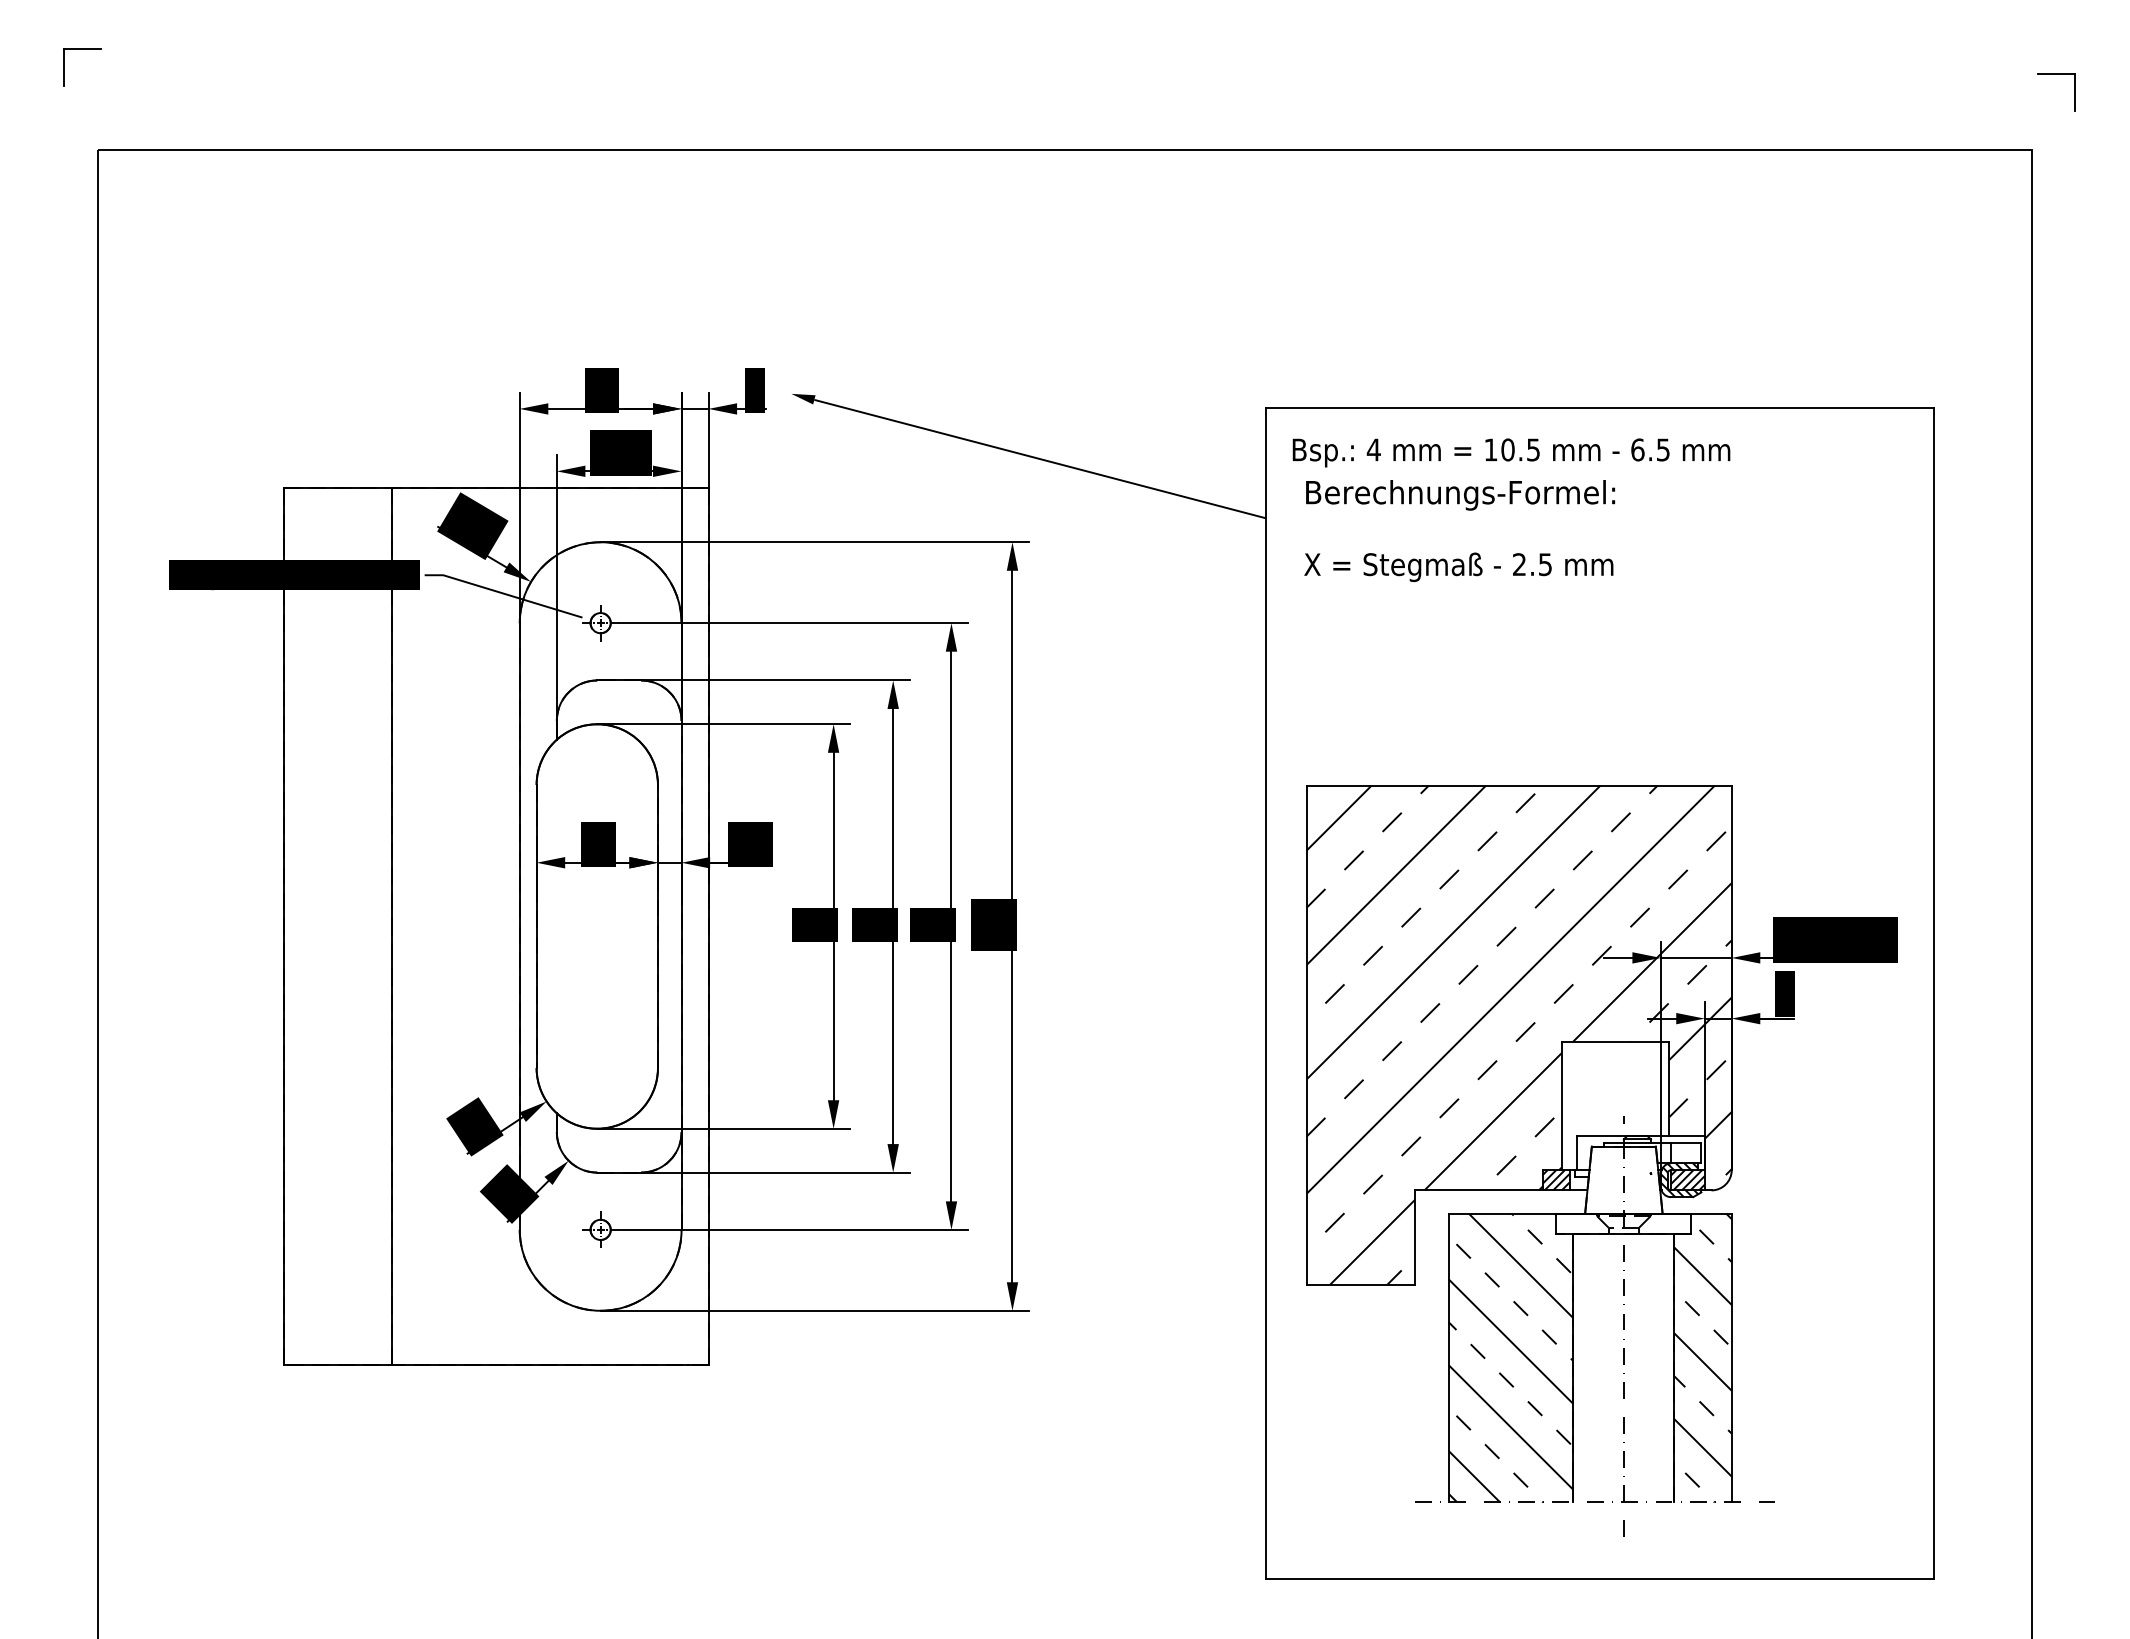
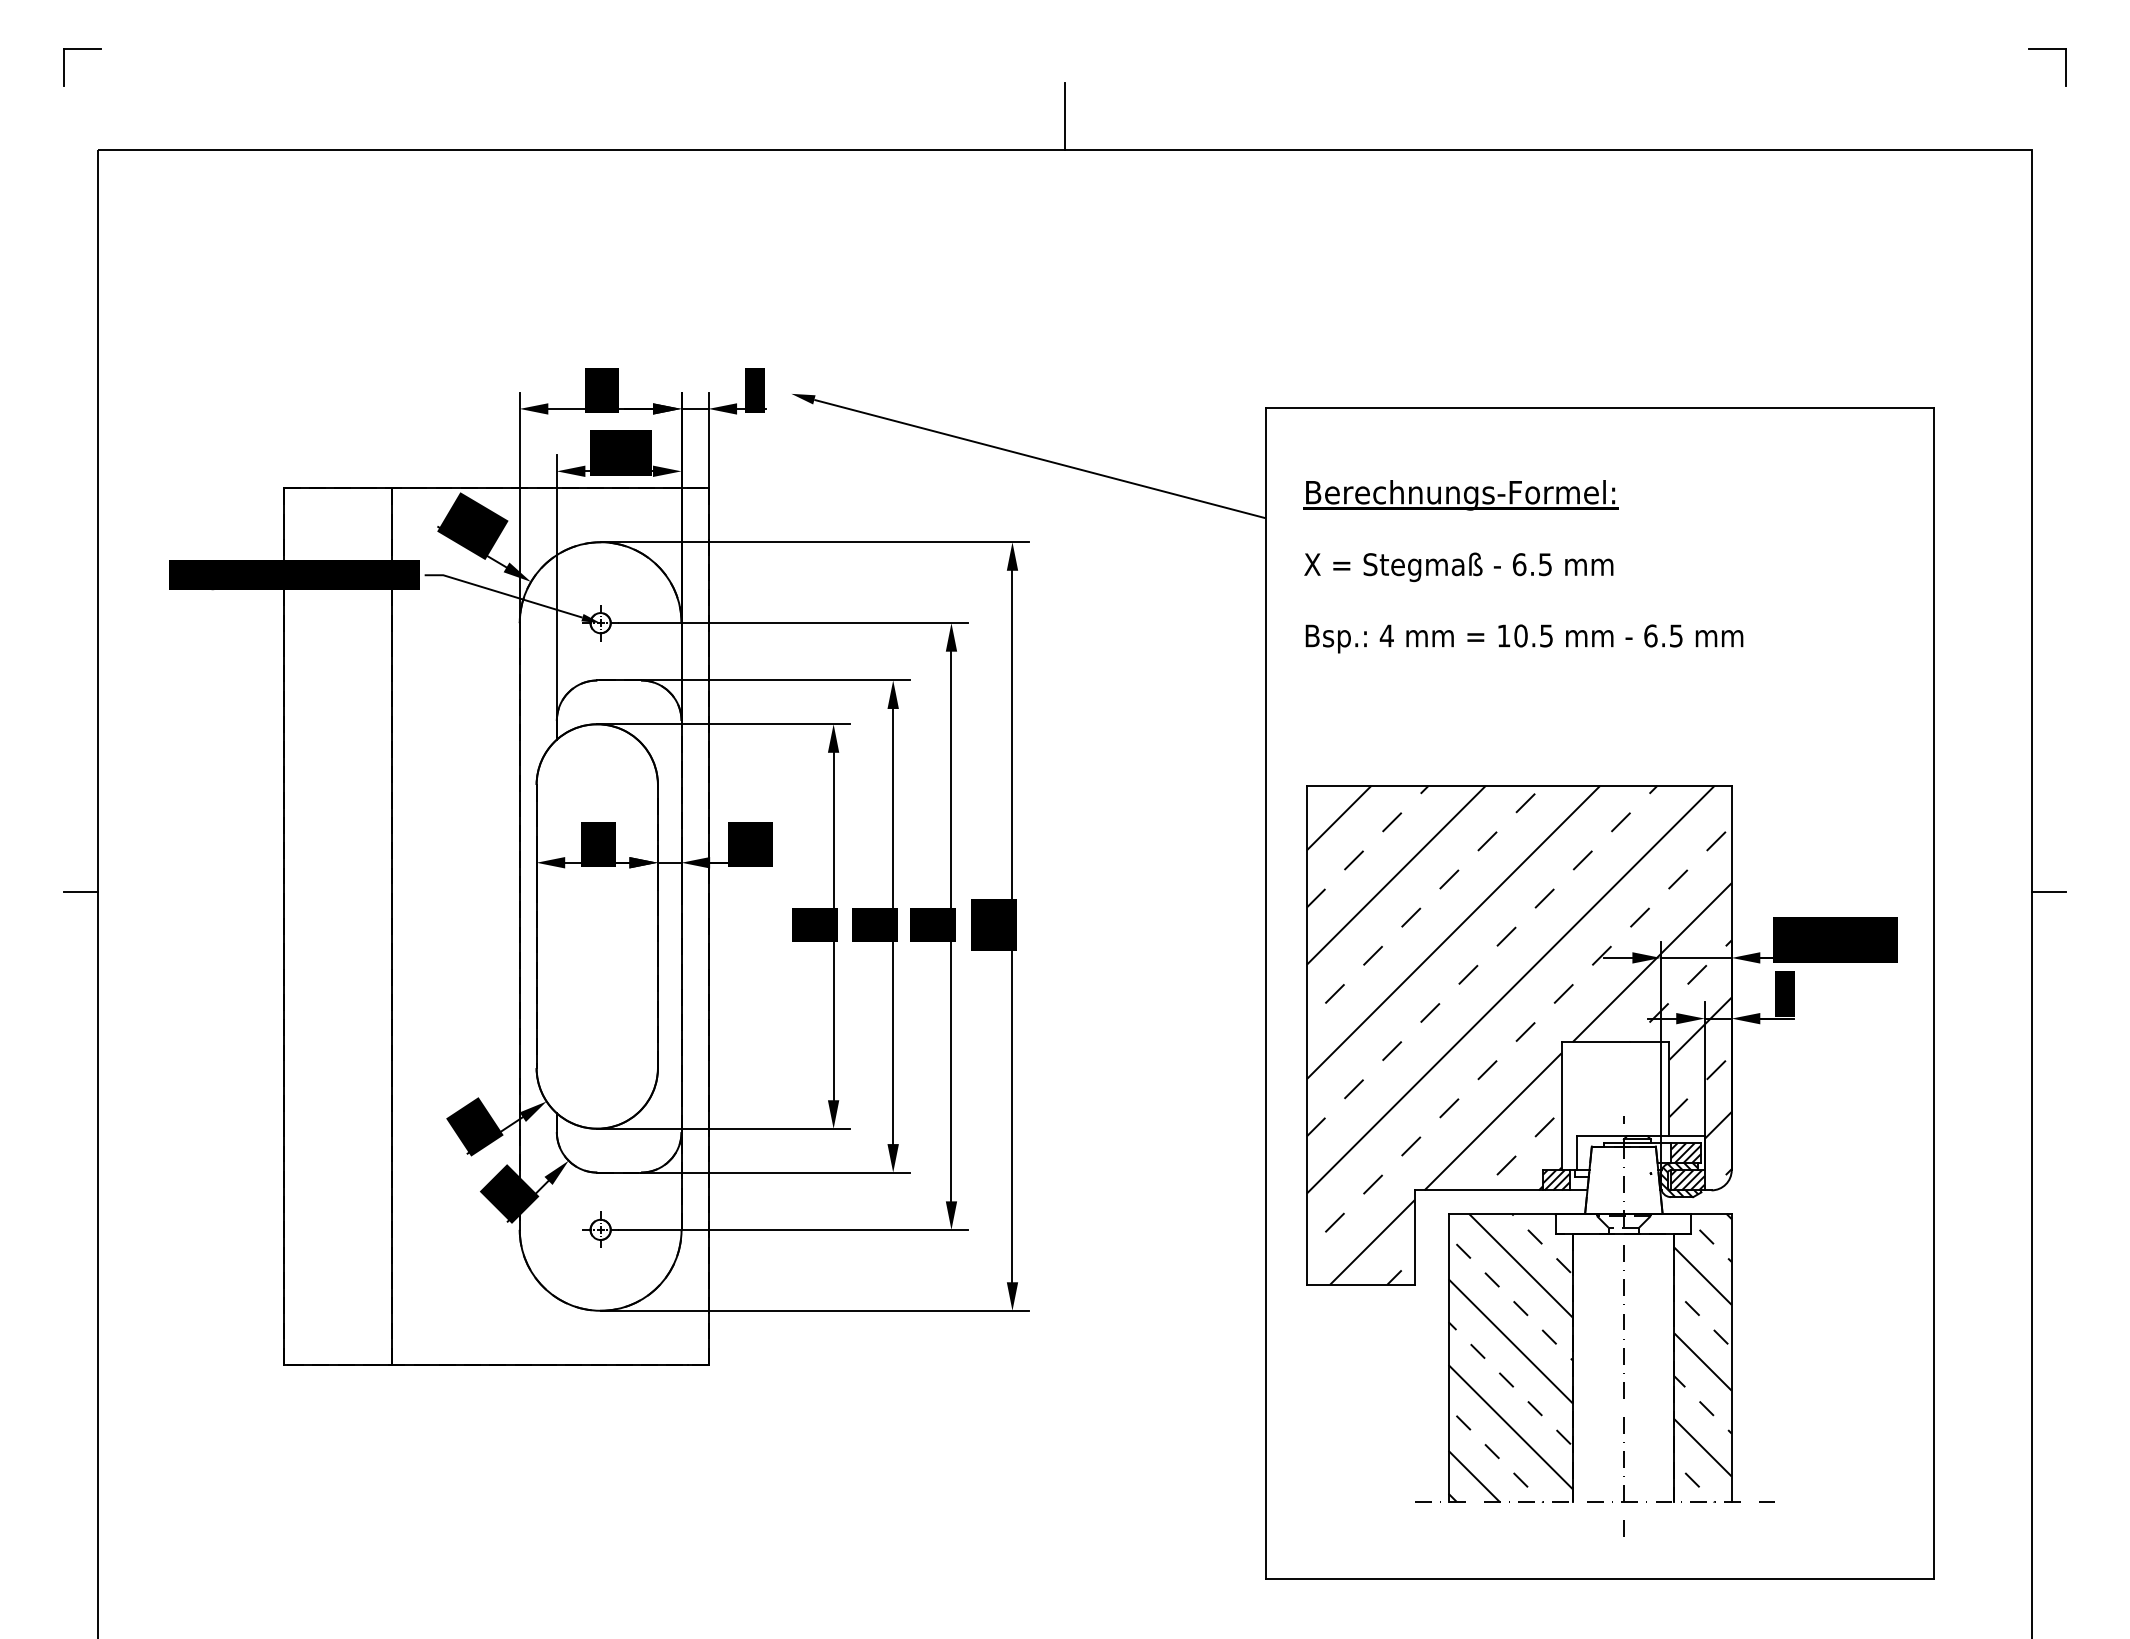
part position: (2056, 74) -> (2047, 49) (2047, 49)
line: none -> present (1064, 116)
text position: (1511, 452) -> (1524, 638) (1524, 638)
fill: none -> present (1460, 507)
text: 2.5 -> 6.5 (1519, 564)
fill: none -> present (590, 618)
line: none -> present (80, 892)
line: none -> present (2049, 892)
hatch: none -> present (1686, 1153)
